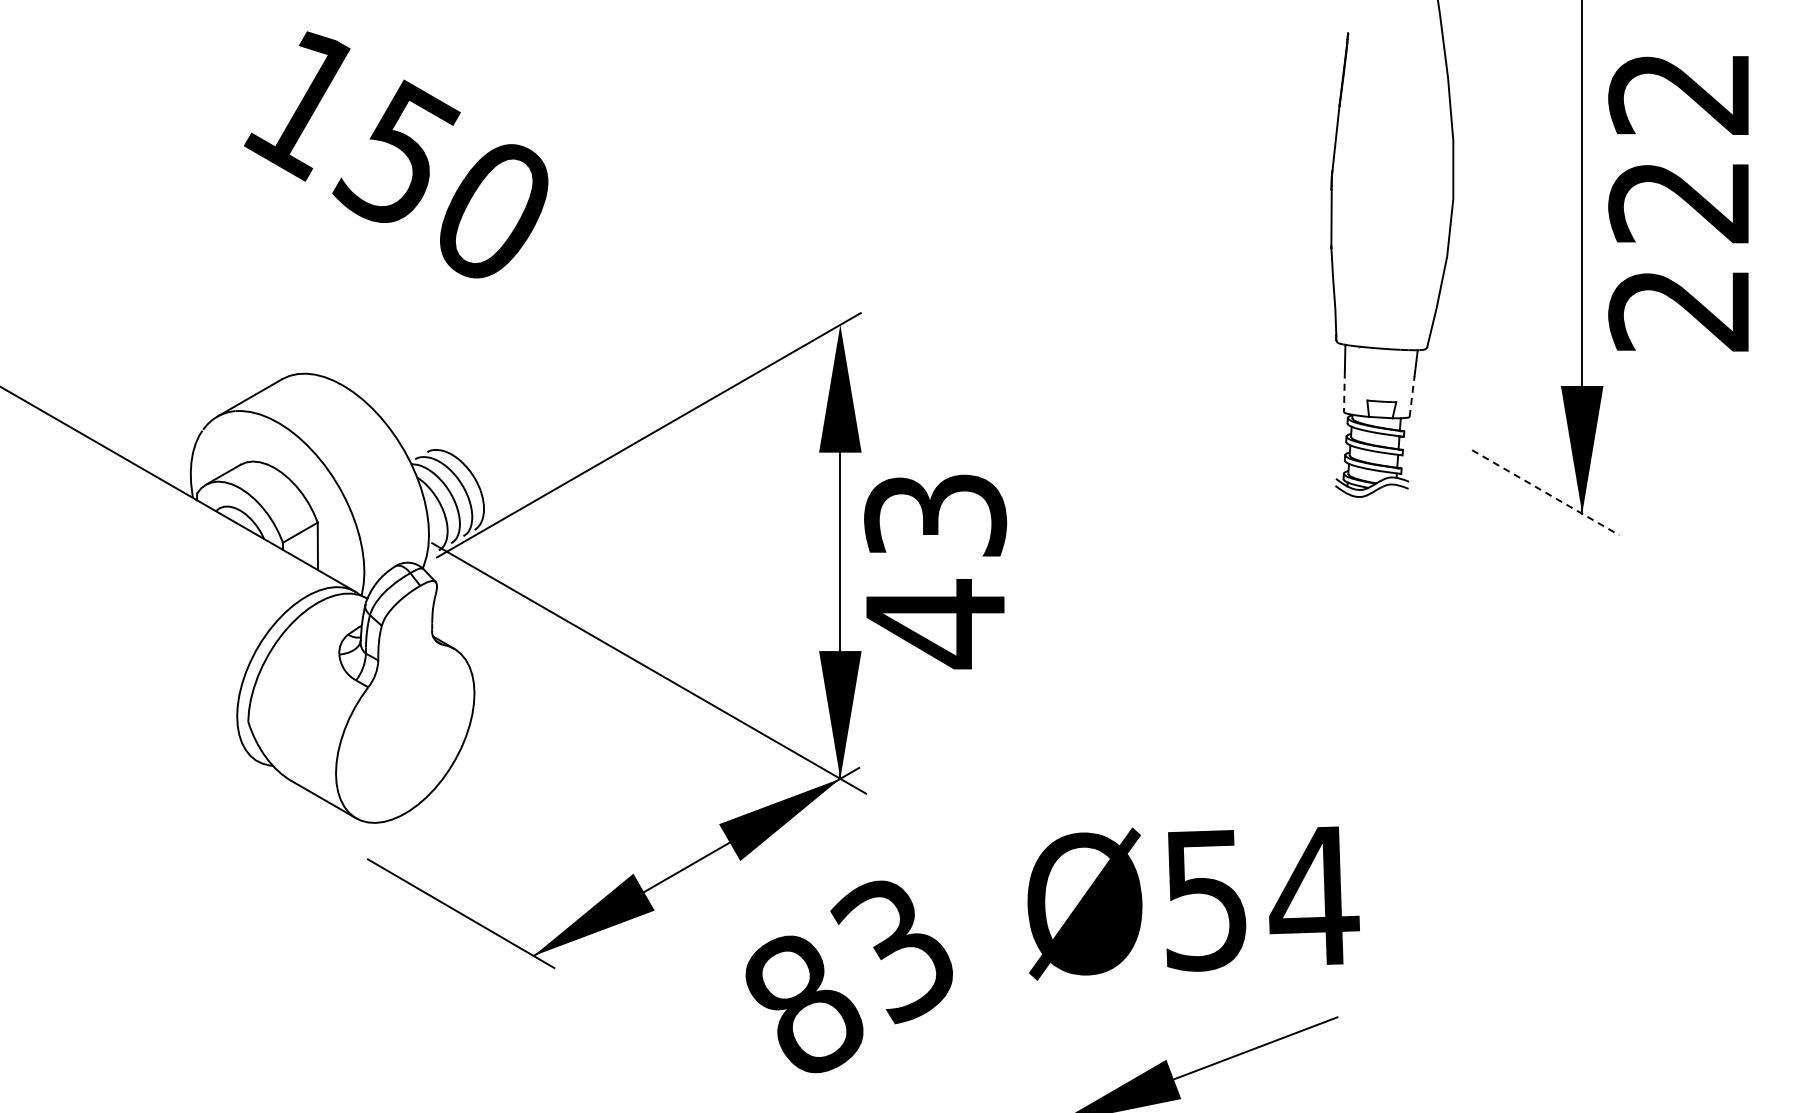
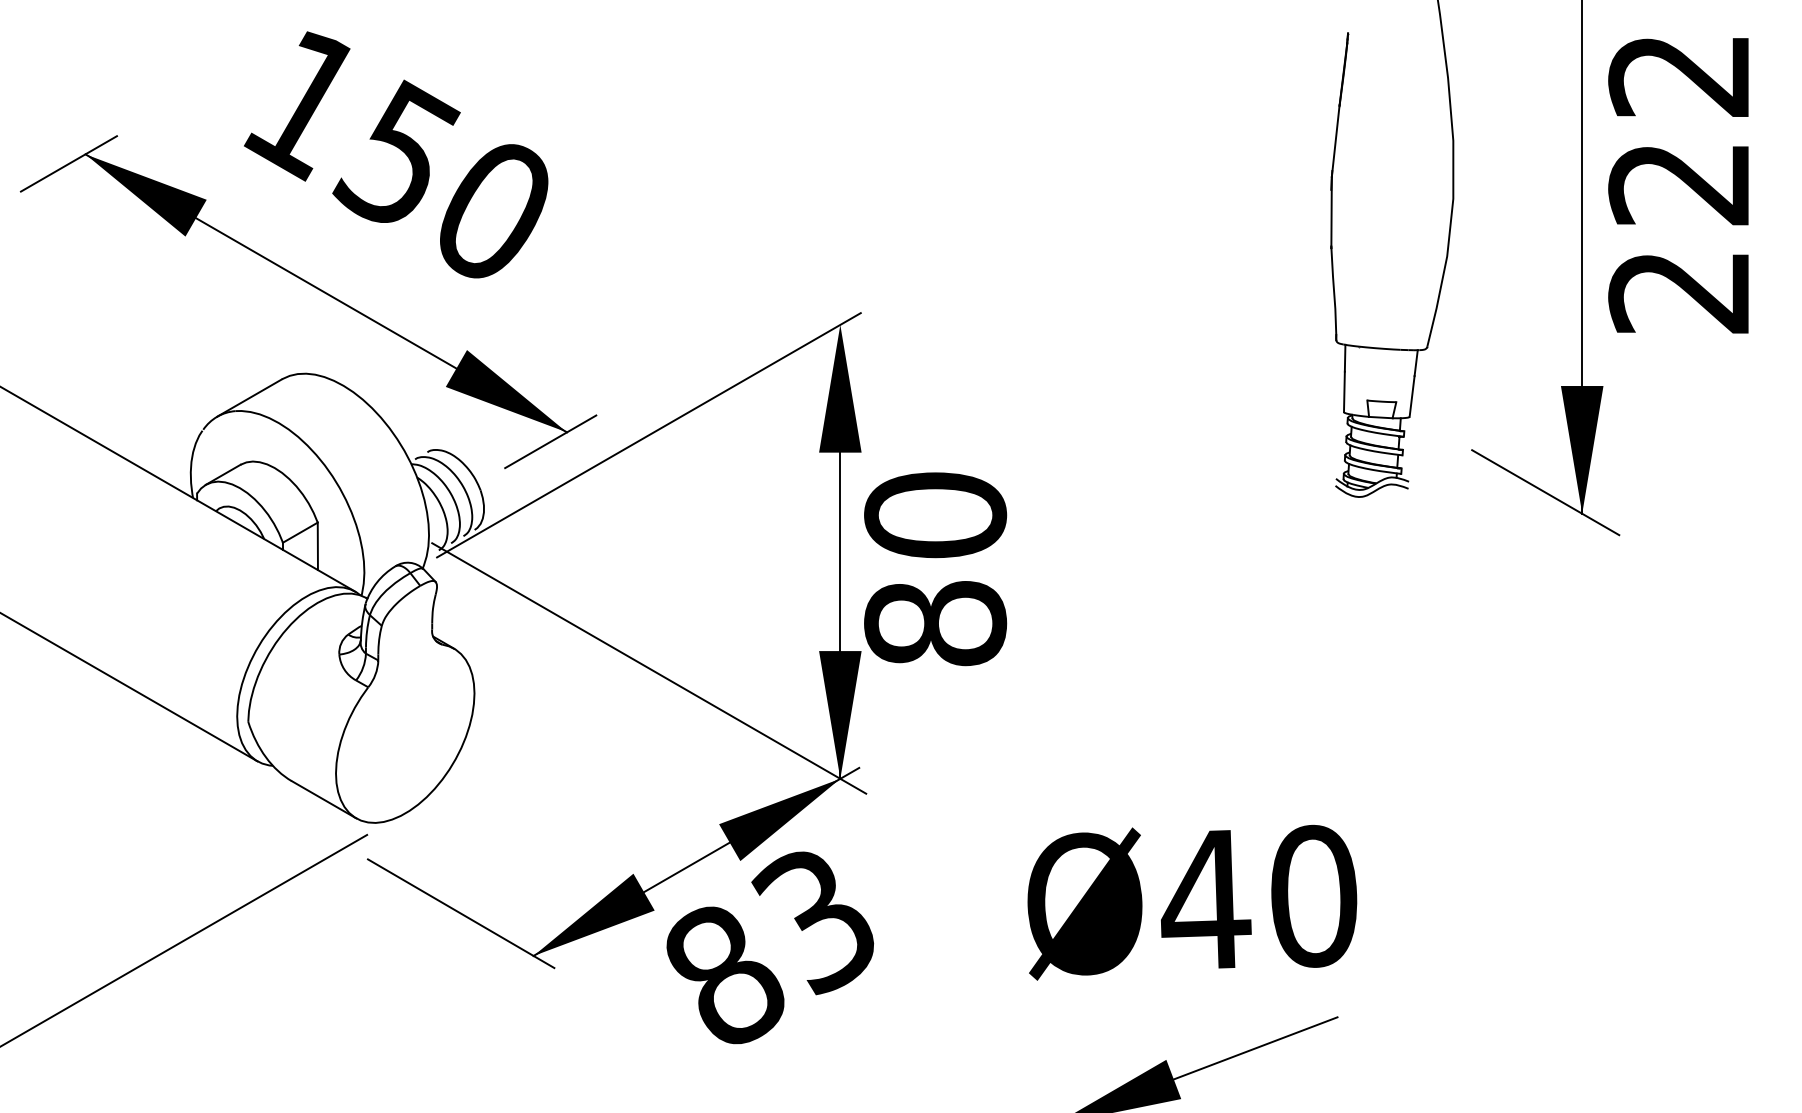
text position: (1678, 203) -> (1678, 185) (1678, 185)
part: none -> present (315, 288)
line: dashed -> solid (1344, 392)
line: dashed -> solid (1412, 396)
line: dashed -> solid (1545, 492)
text: 43 -> 80 (935, 570)
line: none -> present (129, 687)
text: Ø54 -> Ø40 (1259, 897)
line: none -> present (184, 939)
text position: (848, 976) -> (769, 947) (769, 947)
